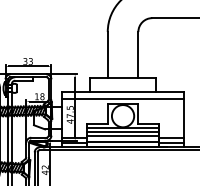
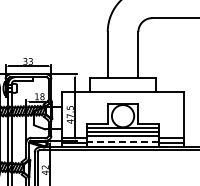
line: present -> none (122, 98)
line: solid -> dashed (122, 141)
